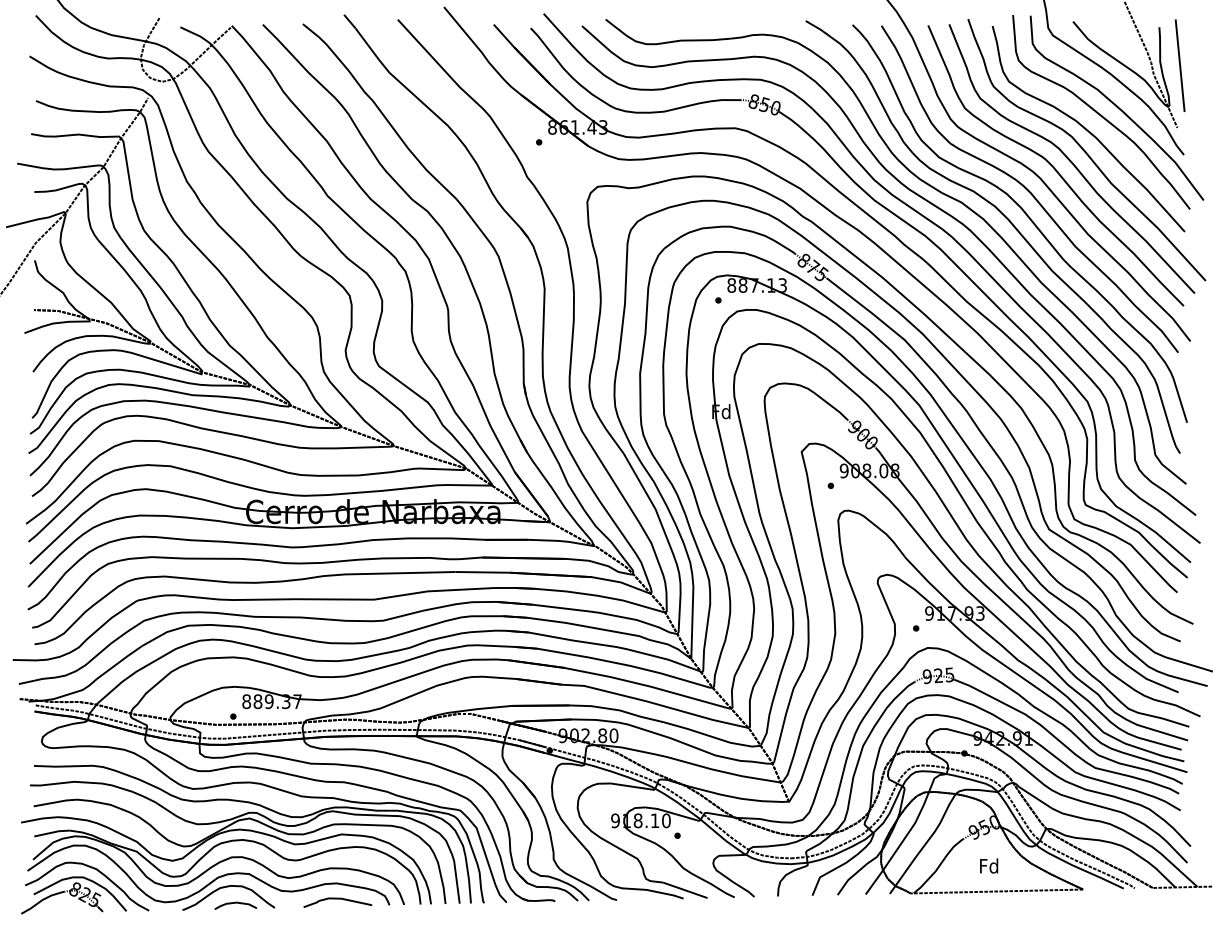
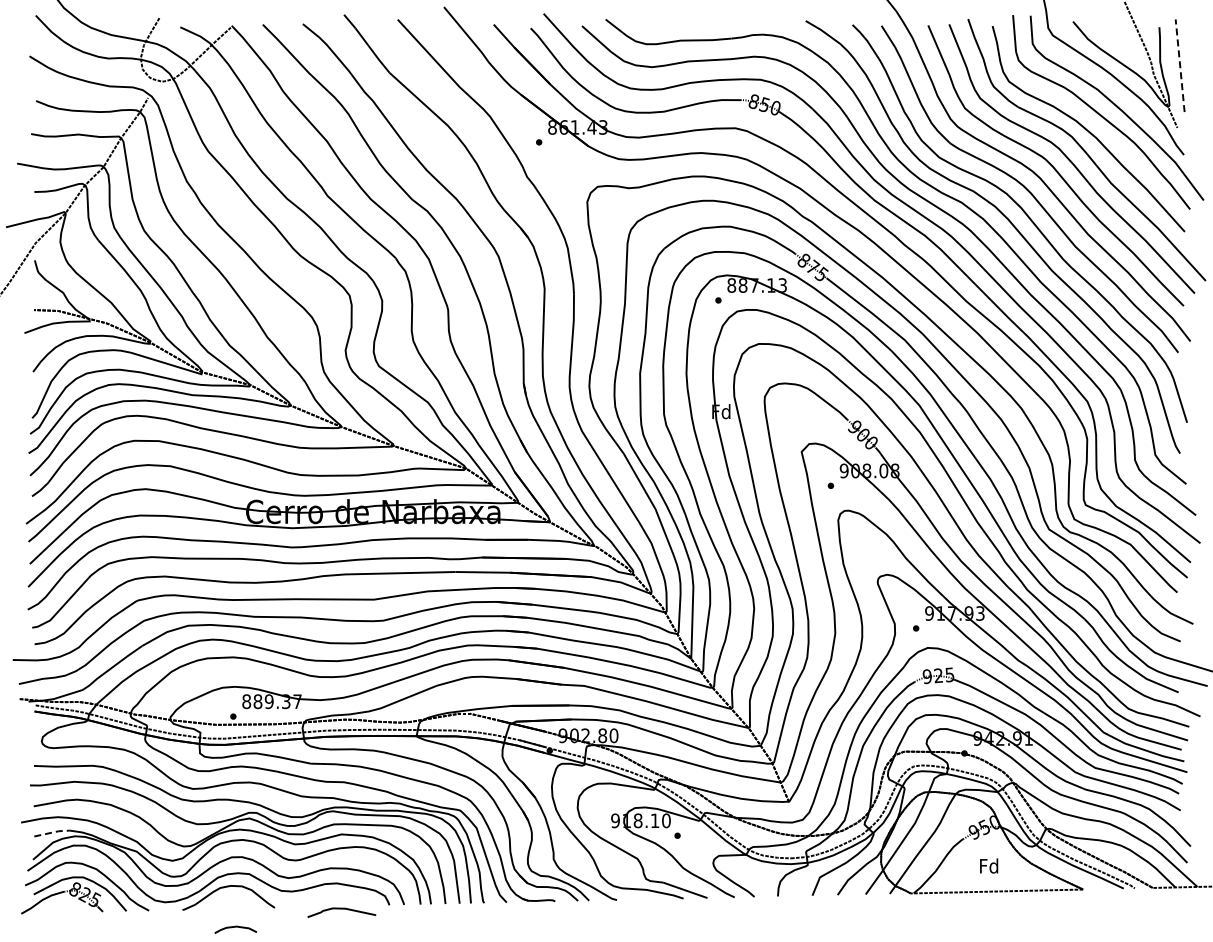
line: solid -> dashed (1180, 65)
line: solid -> dashed (53, 832)
curve position: (337, 899) -> (341, 909) (341, 909)
curve position: (235, 903) -> (235, 927) (235, 927)
